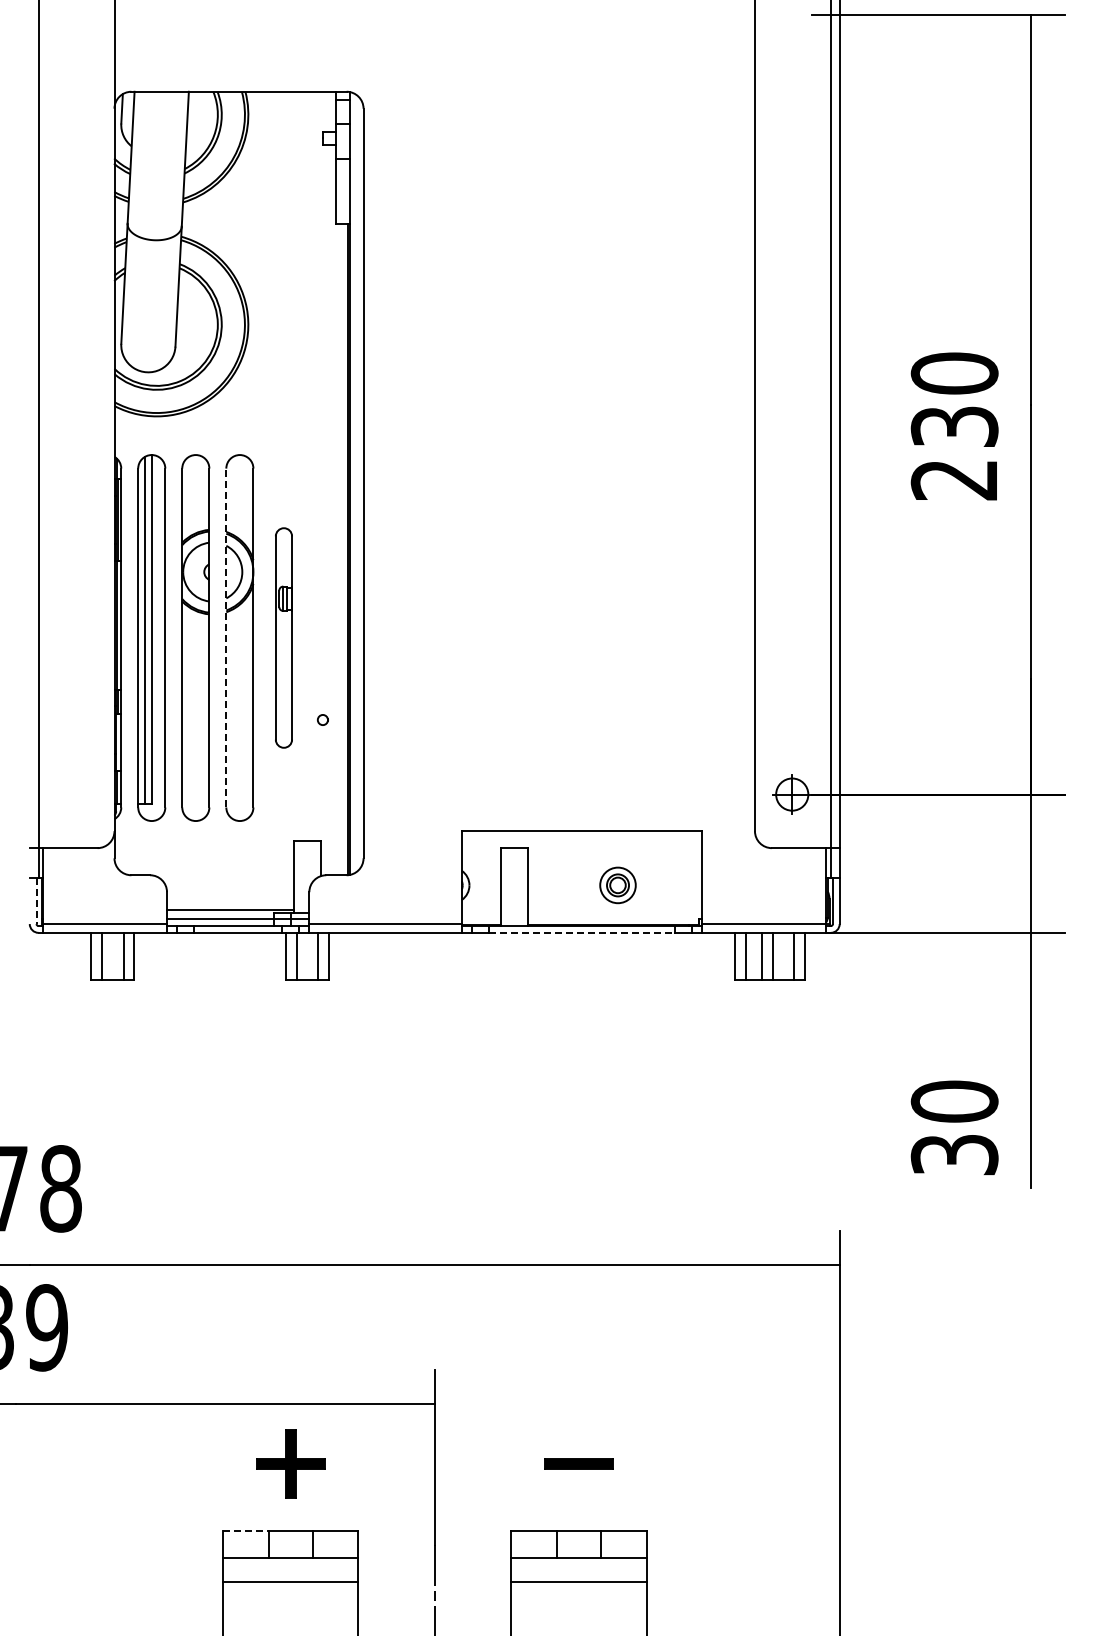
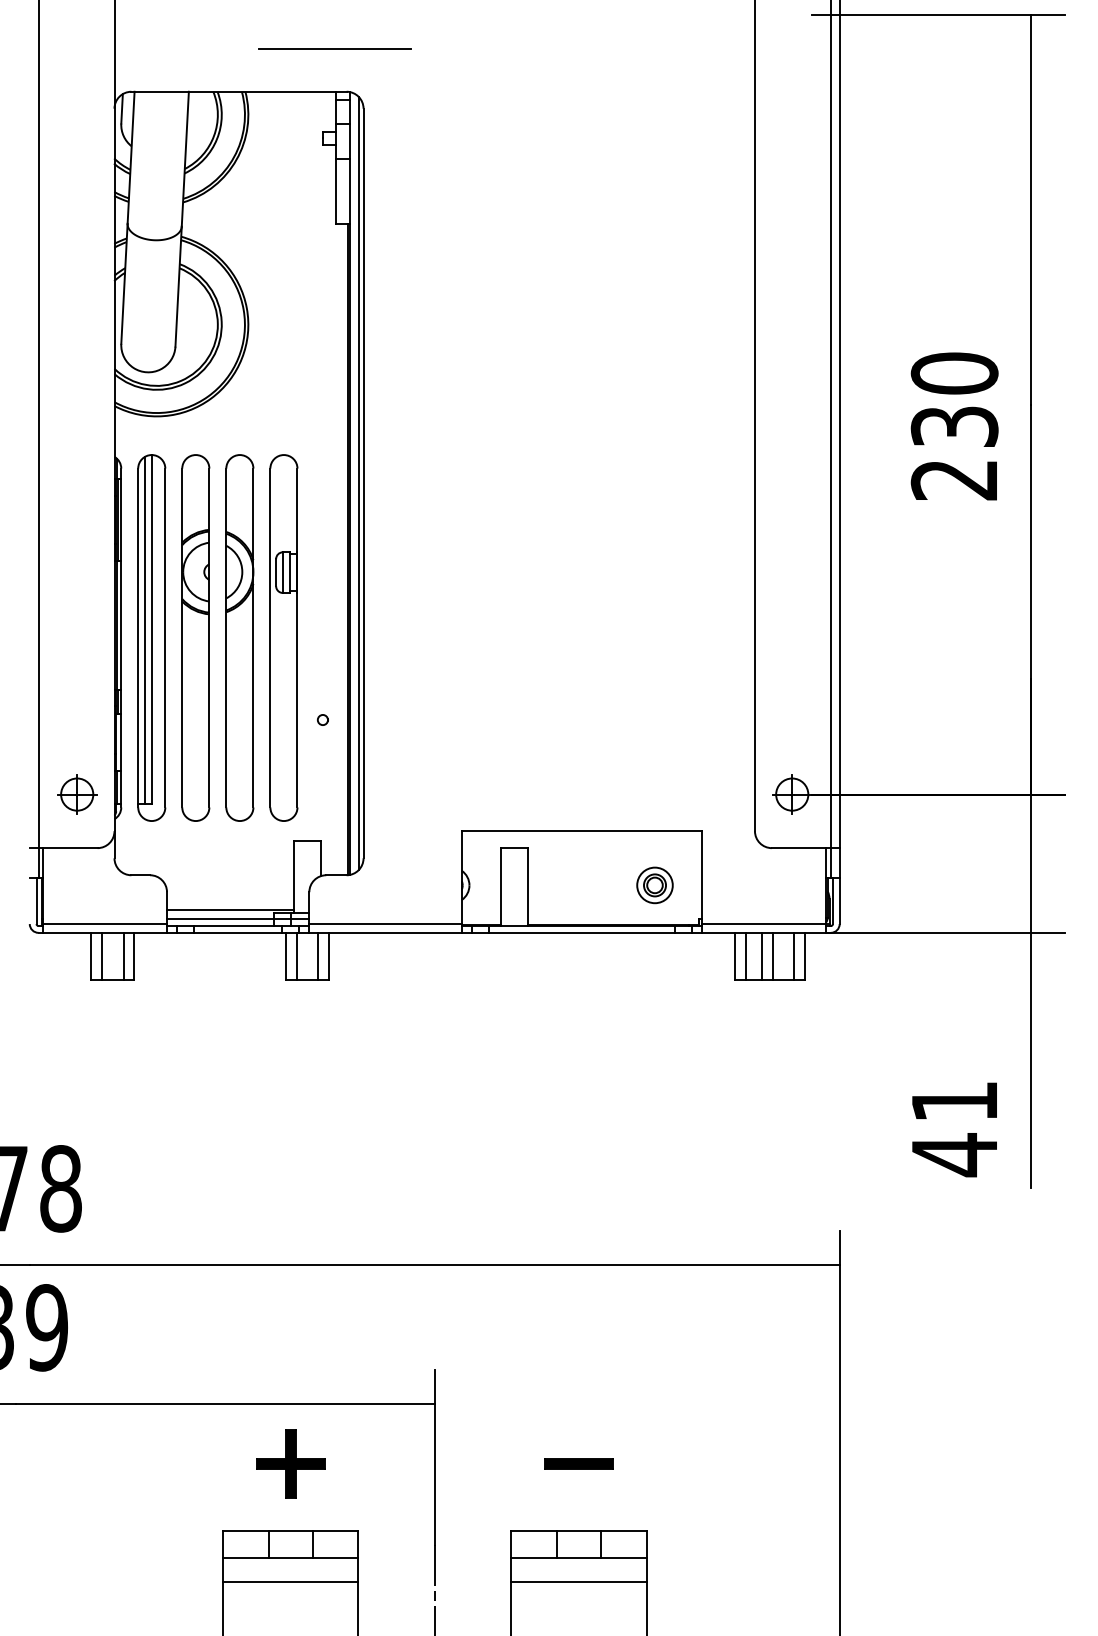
line: none -> present (334, 49)
line: none -> present (358, 483)
line: dashed -> solid (226, 637)
part size: 18x222 px -> 30x368 px (283, 637)
part: none -> present (77, 794)
part position: (617, 885) -> (654, 885) (654, 885)
line: dashed -> solid (36, 901)
line: dashed -> solid (582, 932)
text: 30 -> 41 (954, 1128)
line: dashed -> solid (245, 1531)
